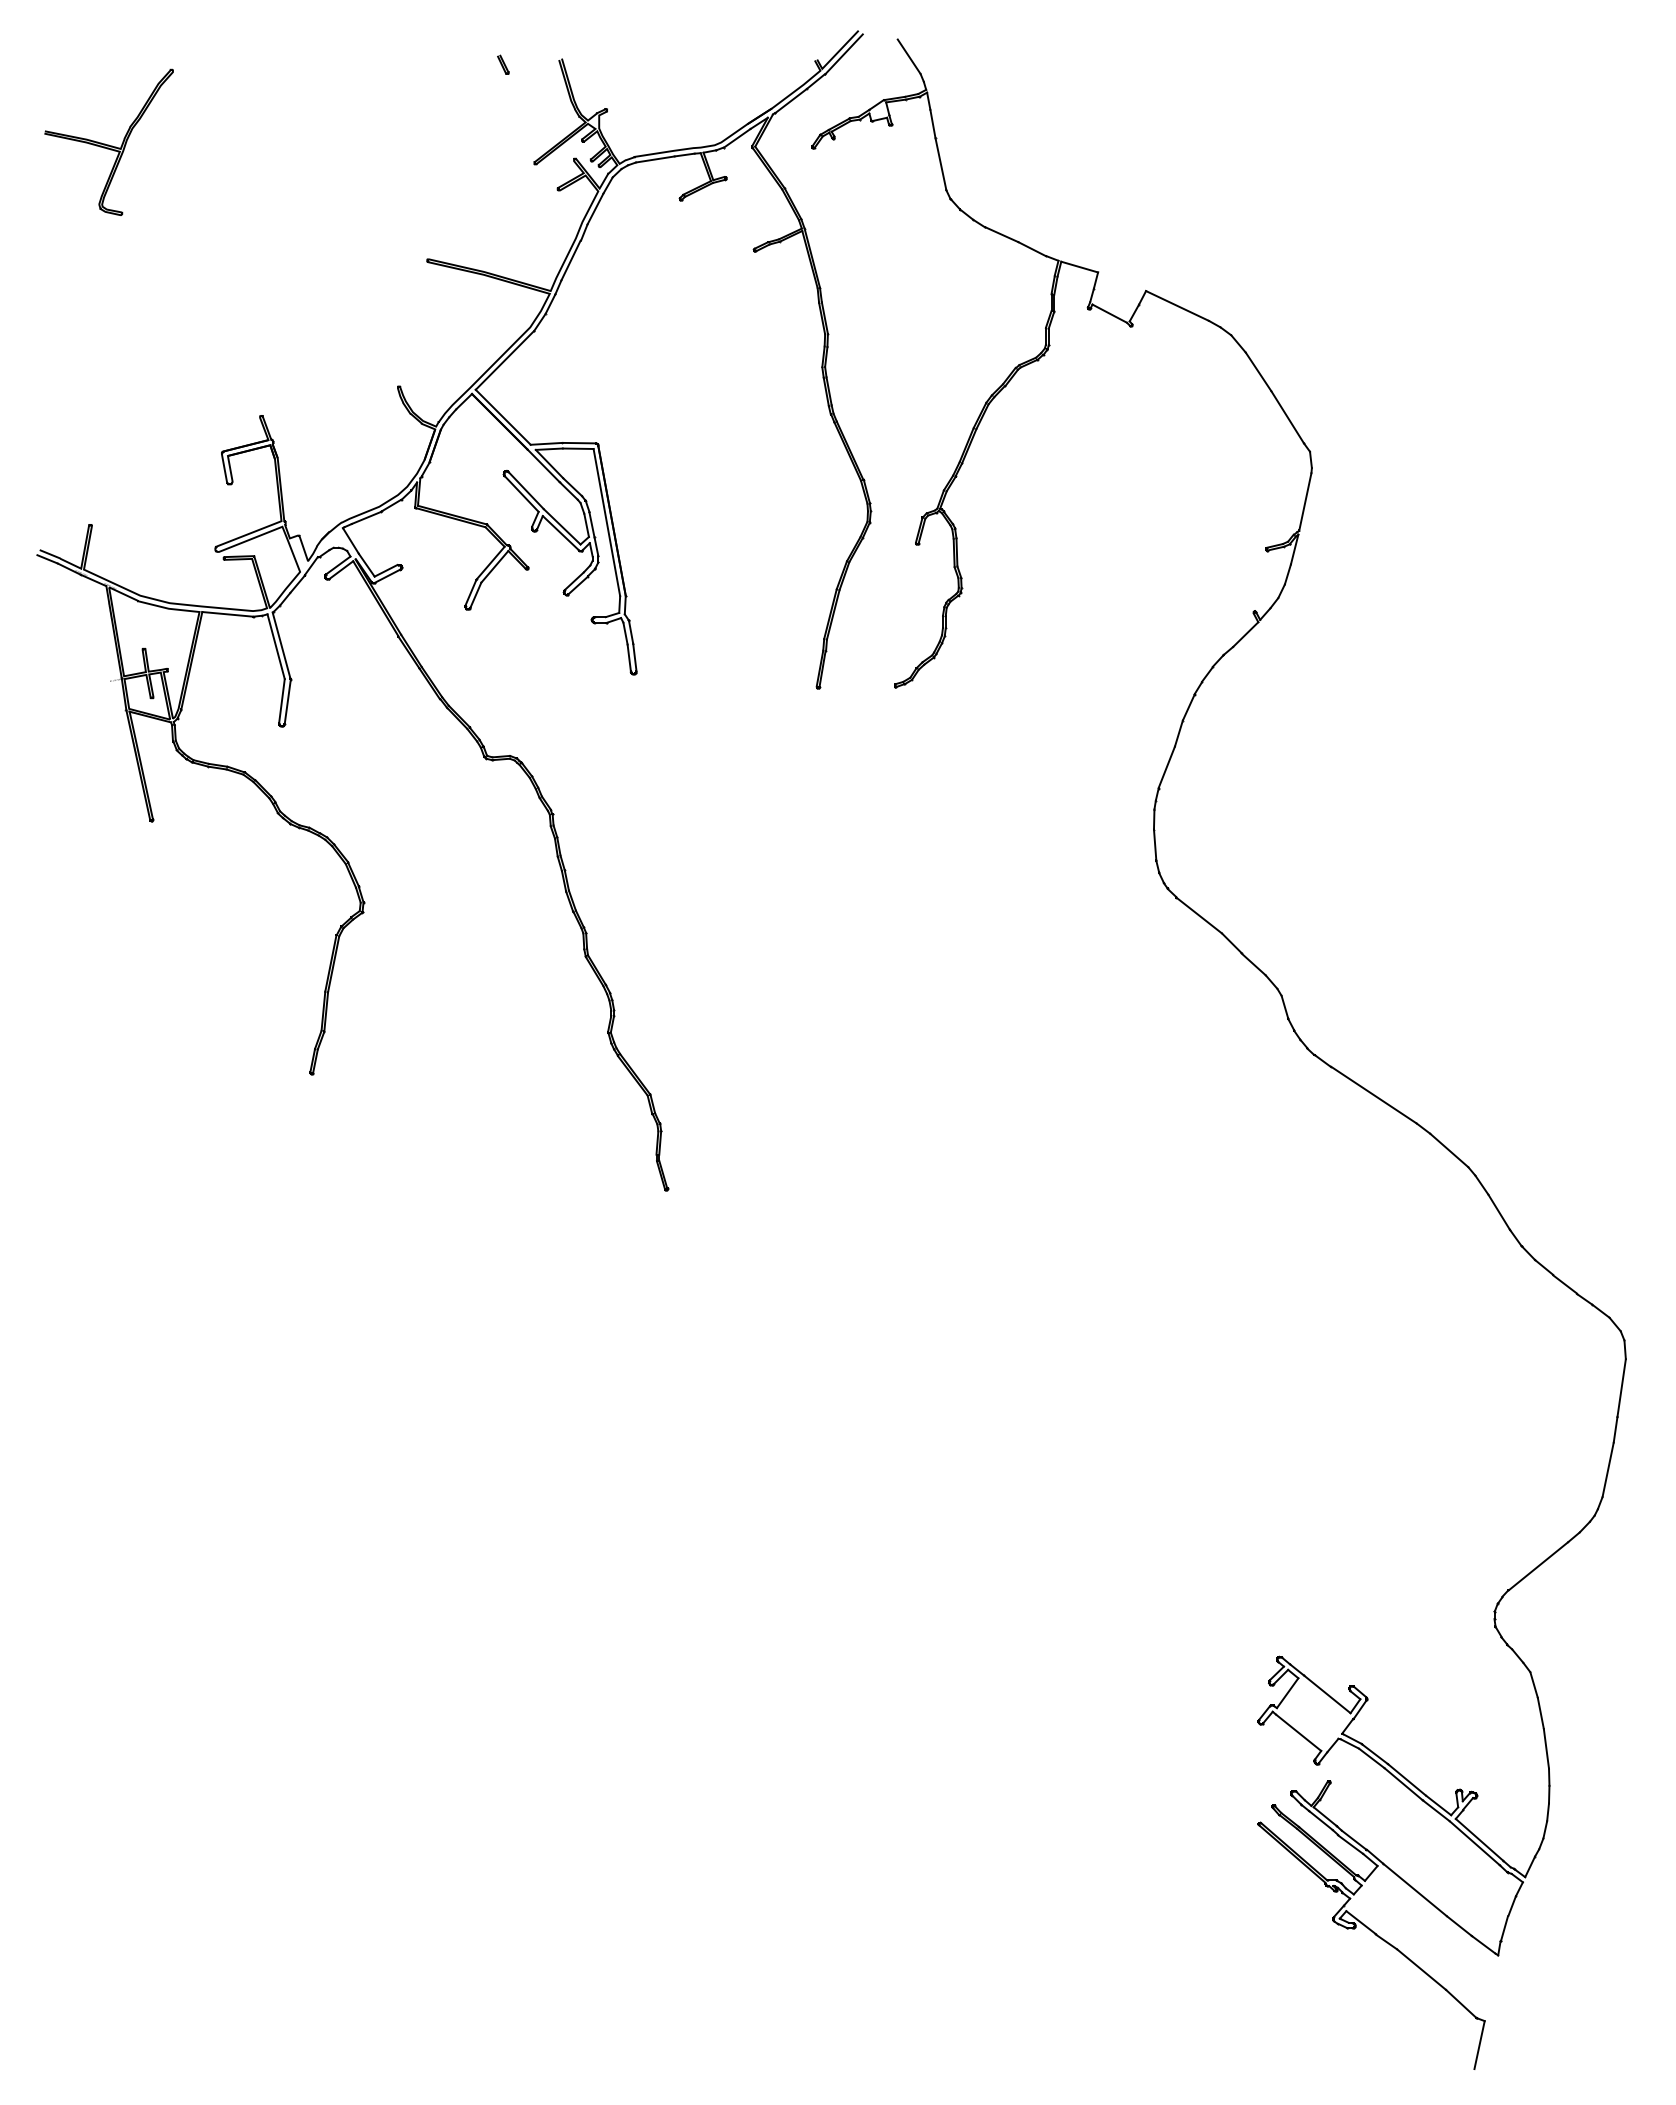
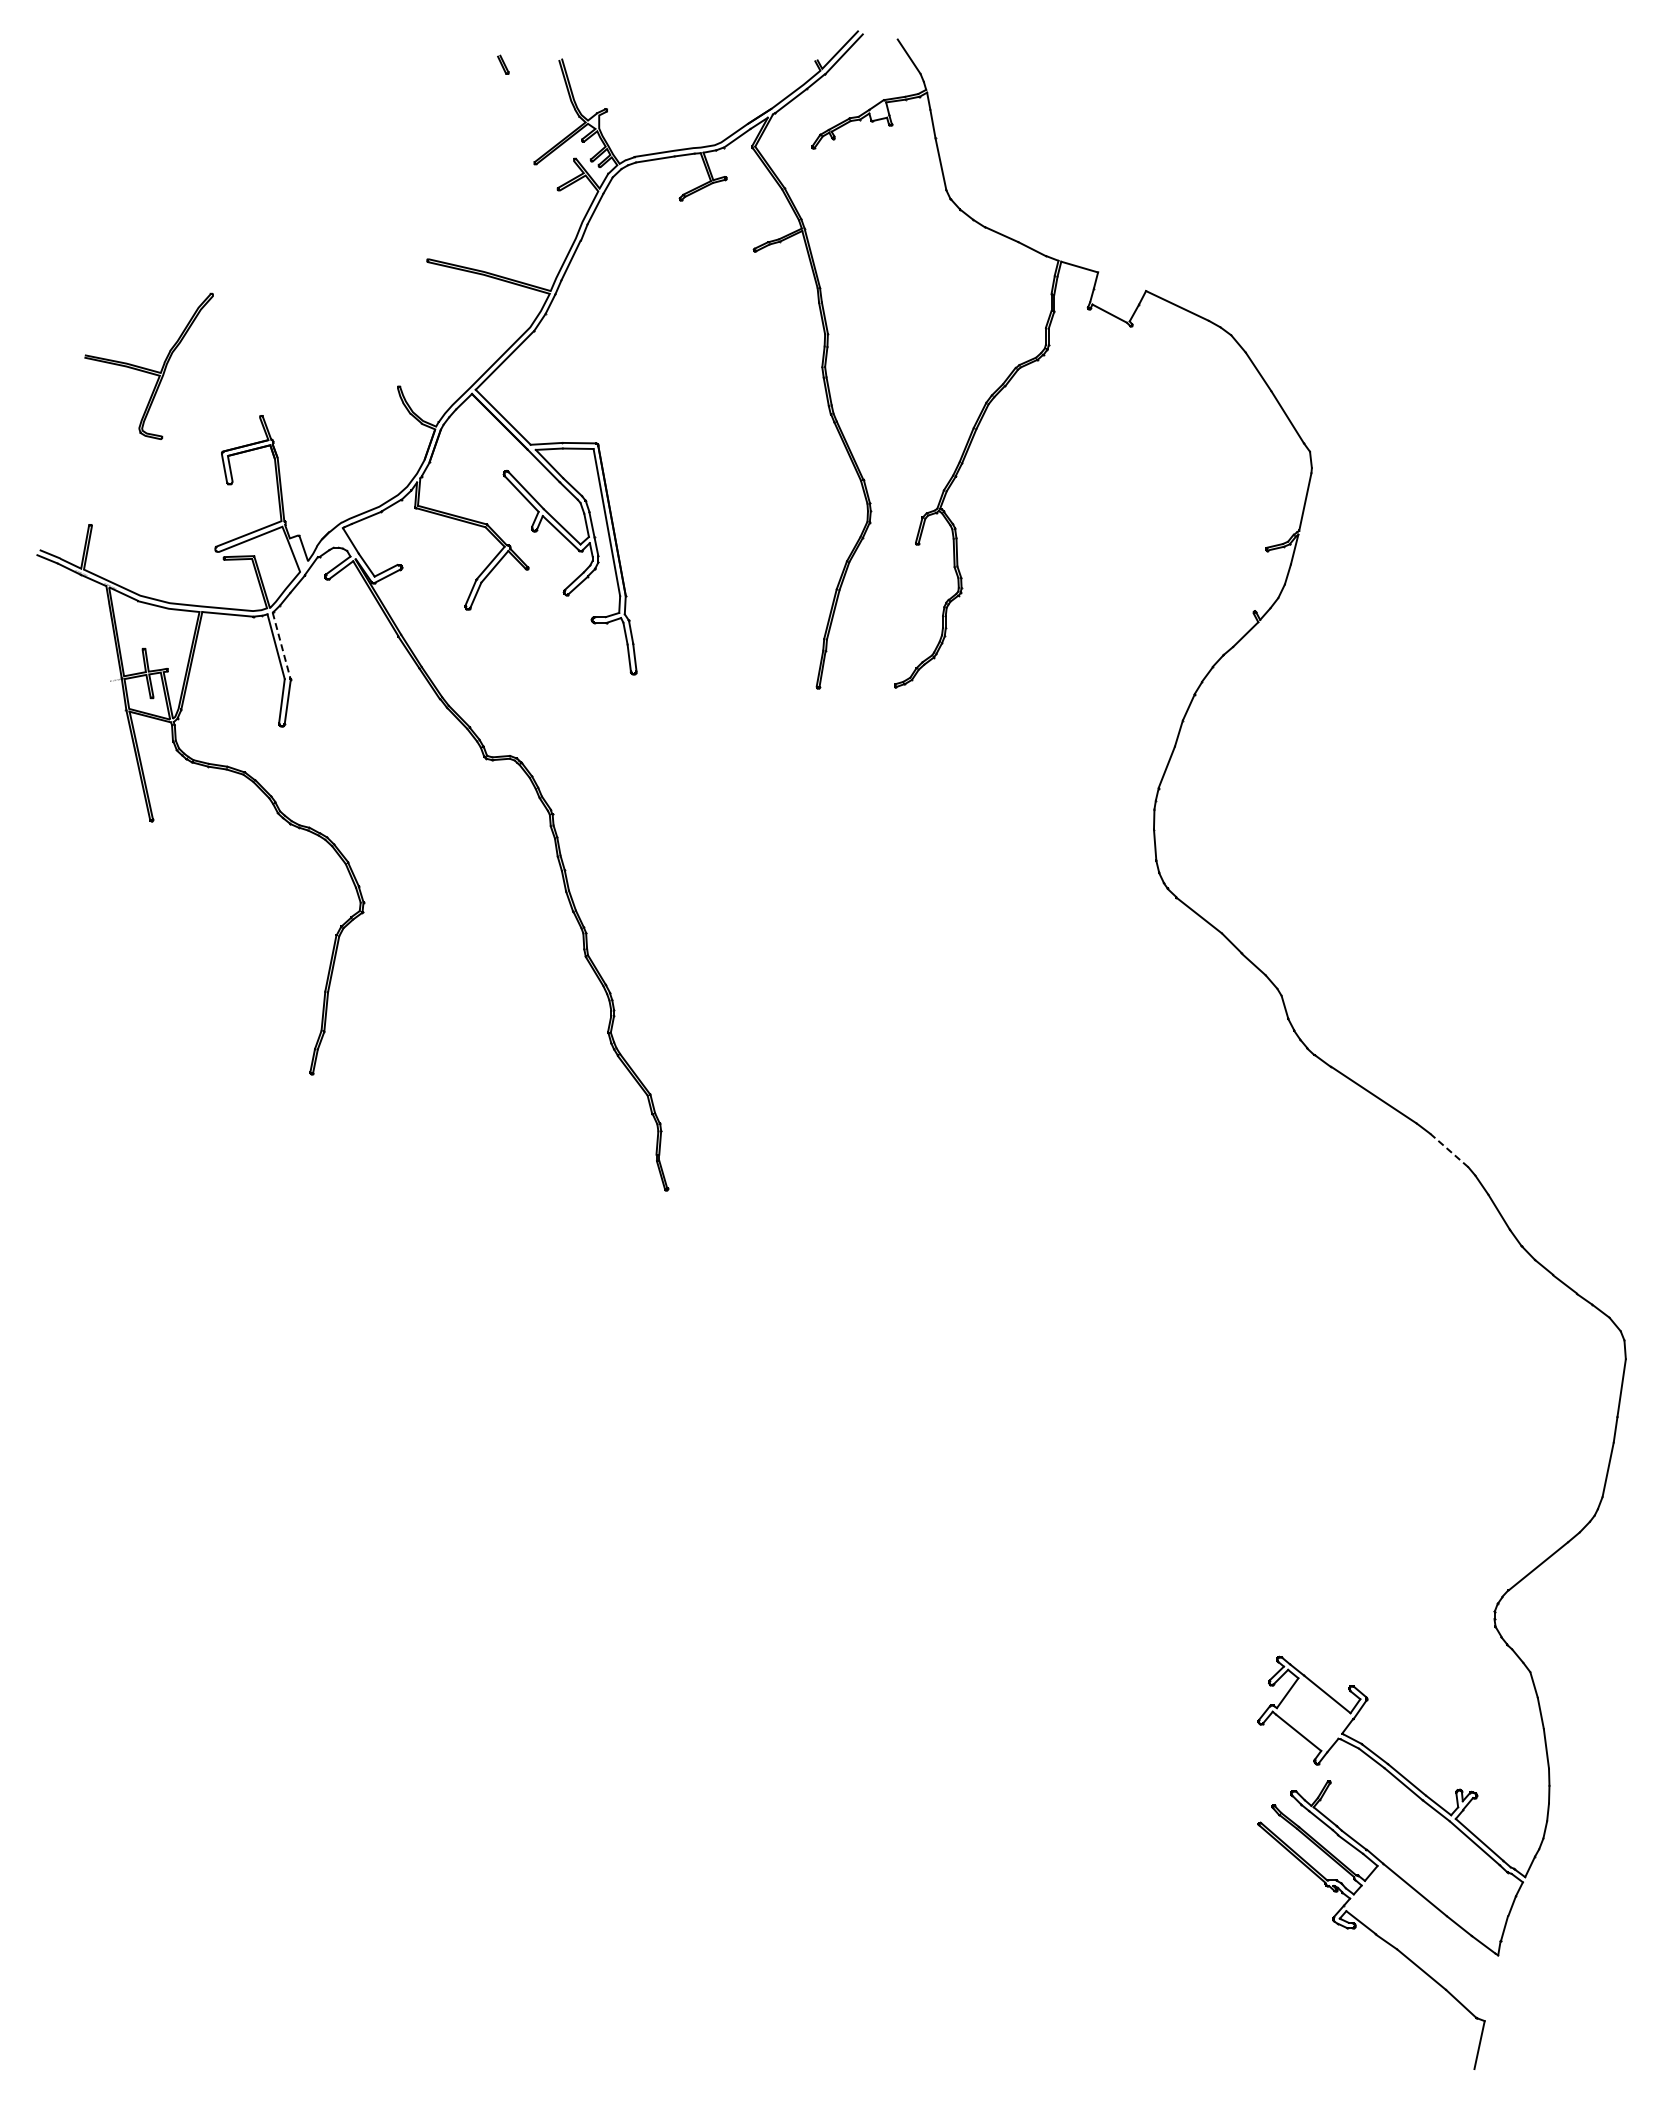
curve position: (108, 144) -> (148, 368) (148, 368)
line: solid -> dashed (281, 645)
line: solid -> dashed (1448, 1150)
